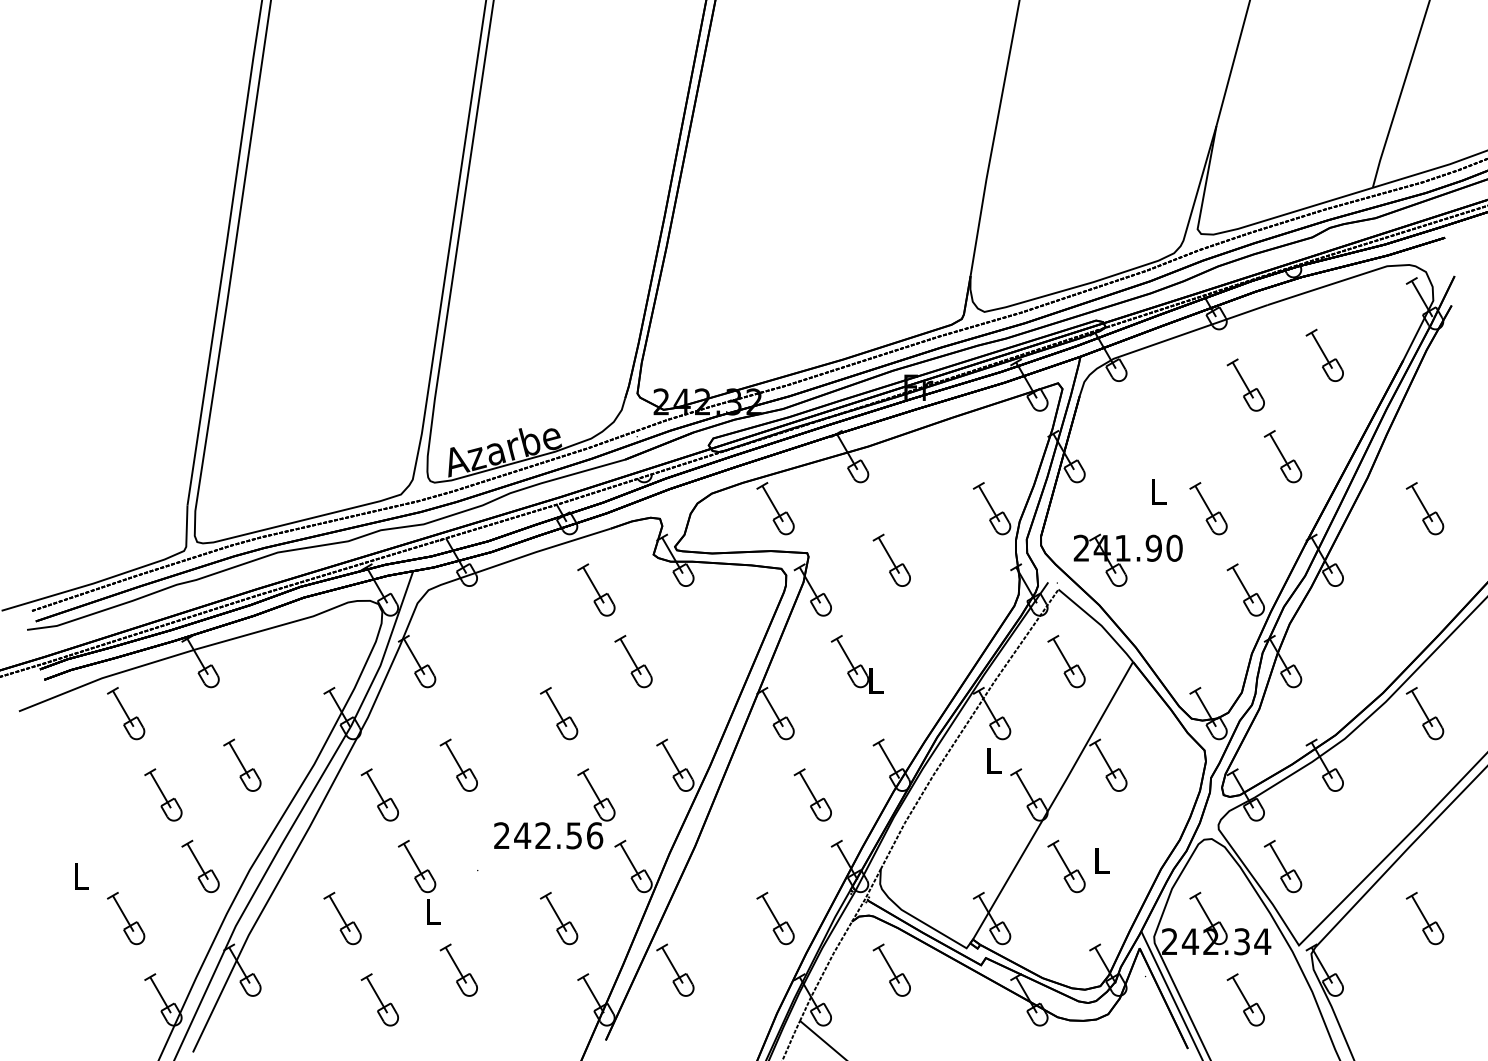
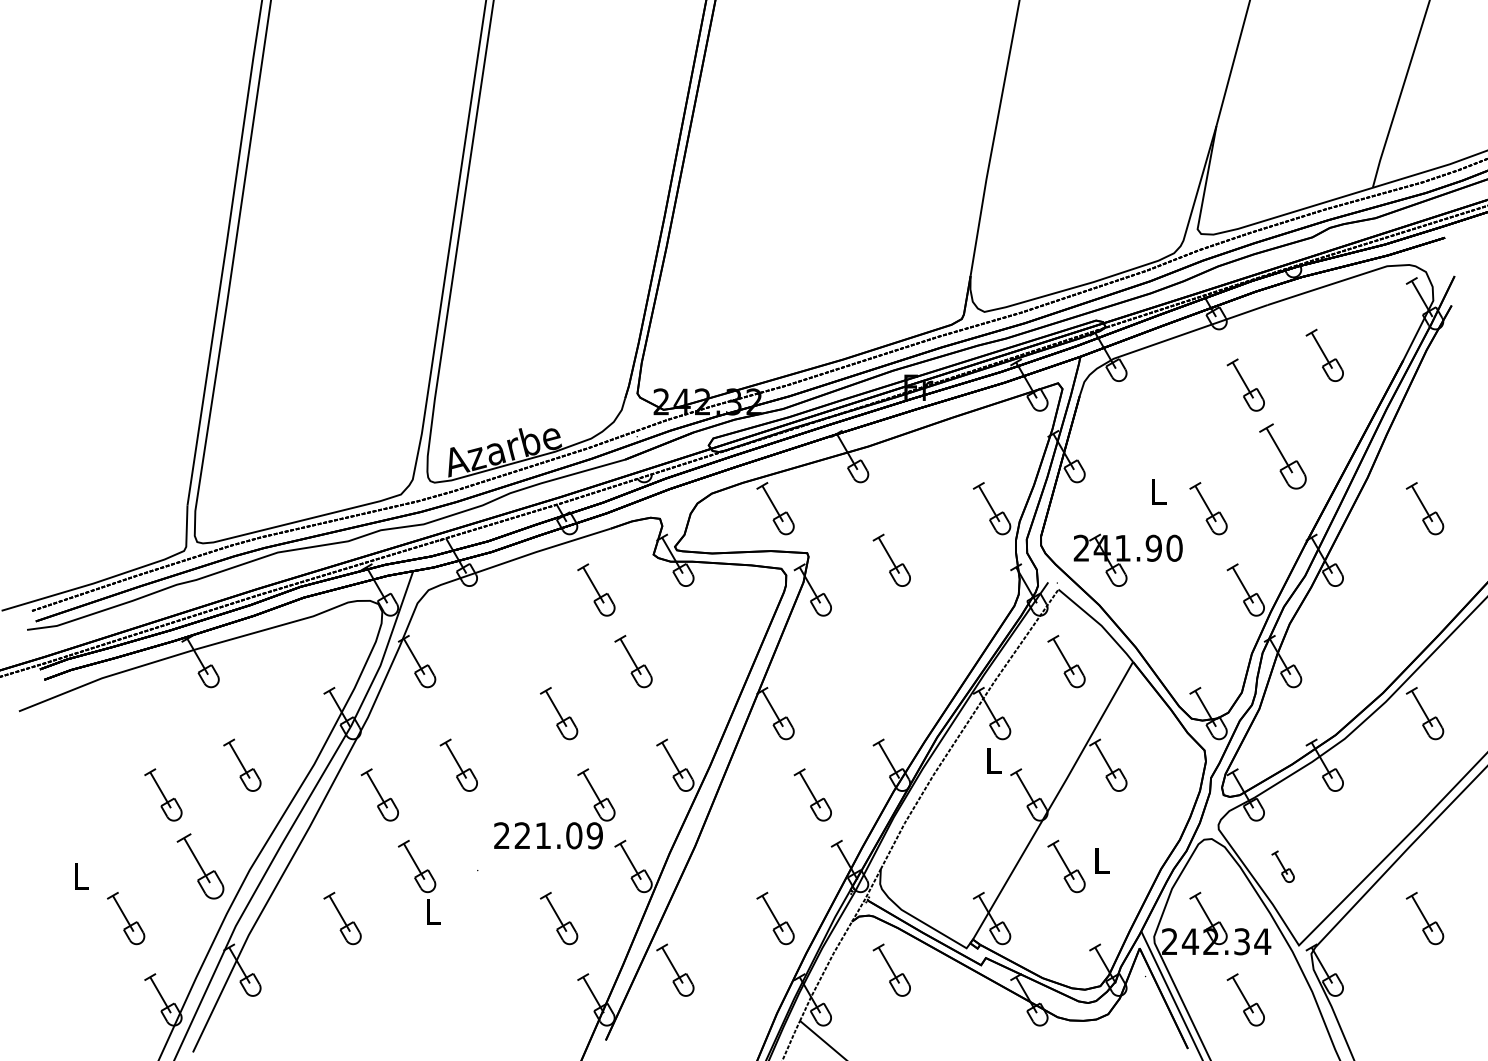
part size: 40x54 px -> 48x67 px (1282, 456)
part: present -> none (856, 664)
part: present -> none (126, 713)
text: 242.56 -> 221.09 (558, 835)
part size: 39x55 px -> 49x67 px (200, 866)
part size: 40x54 px -> 24x33 px (1282, 866)
part: present -> none (458, 969)
part: present -> none (379, 999)
